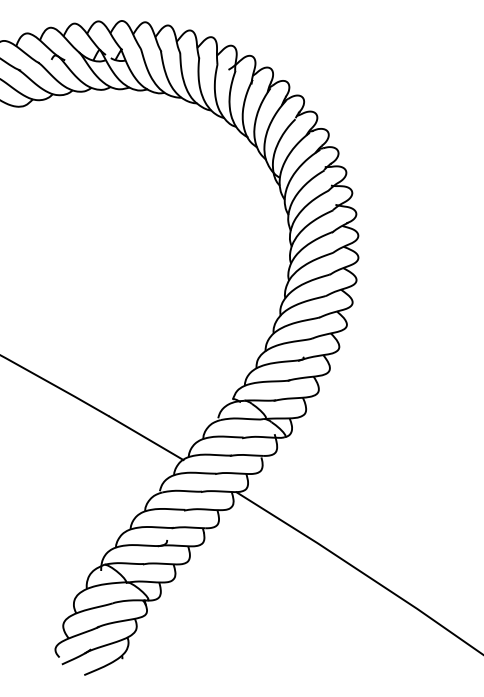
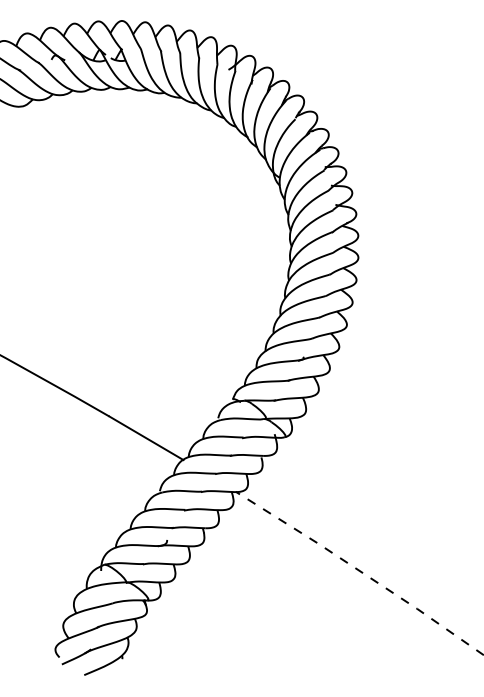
line: solid -> dashed (360, 571)
